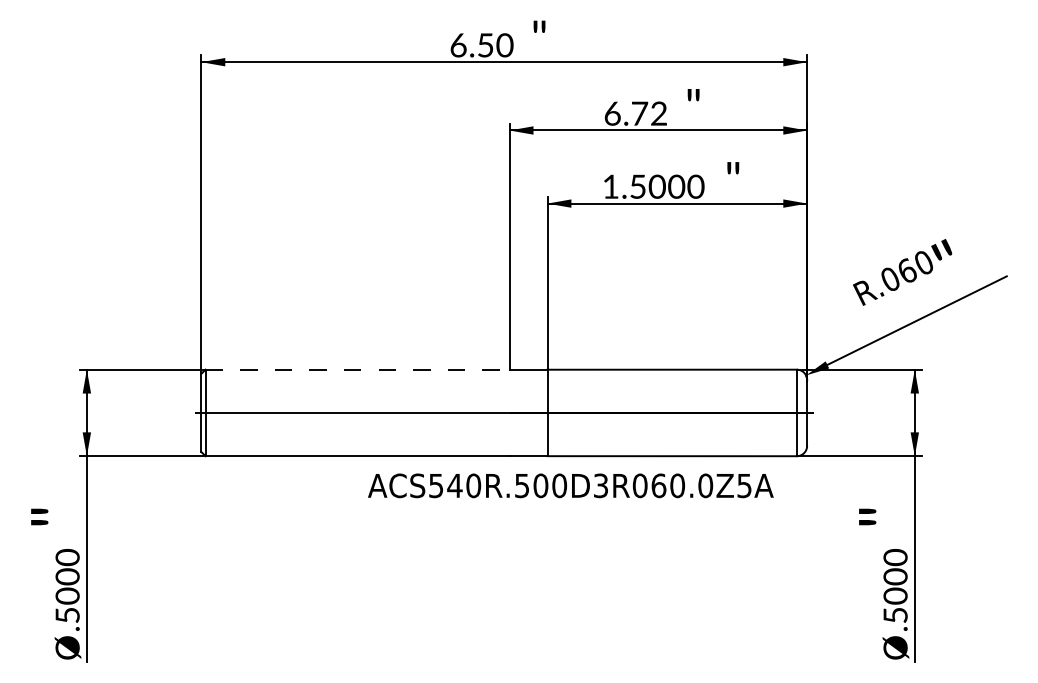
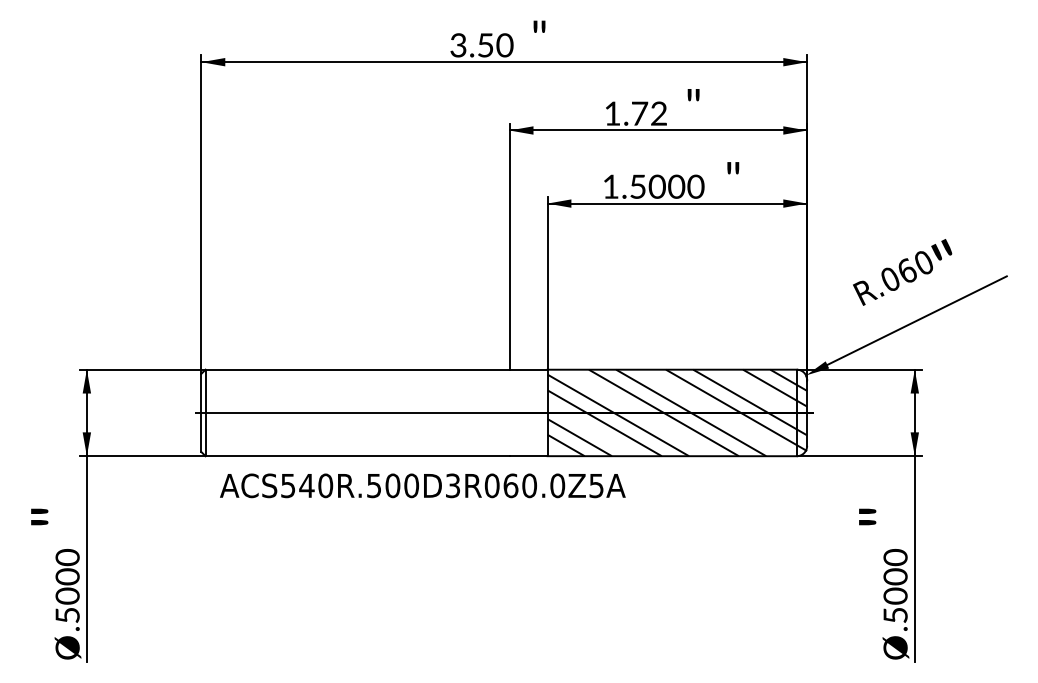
text: 6.50 -> 3.50 (458, 45)
text: 6.72 -> 1.72 (612, 113)
line: dashed -> solid (358, 369)
hatch: none -> present (677, 412)
text position: (570, 485) -> (422, 485) (422, 485)
